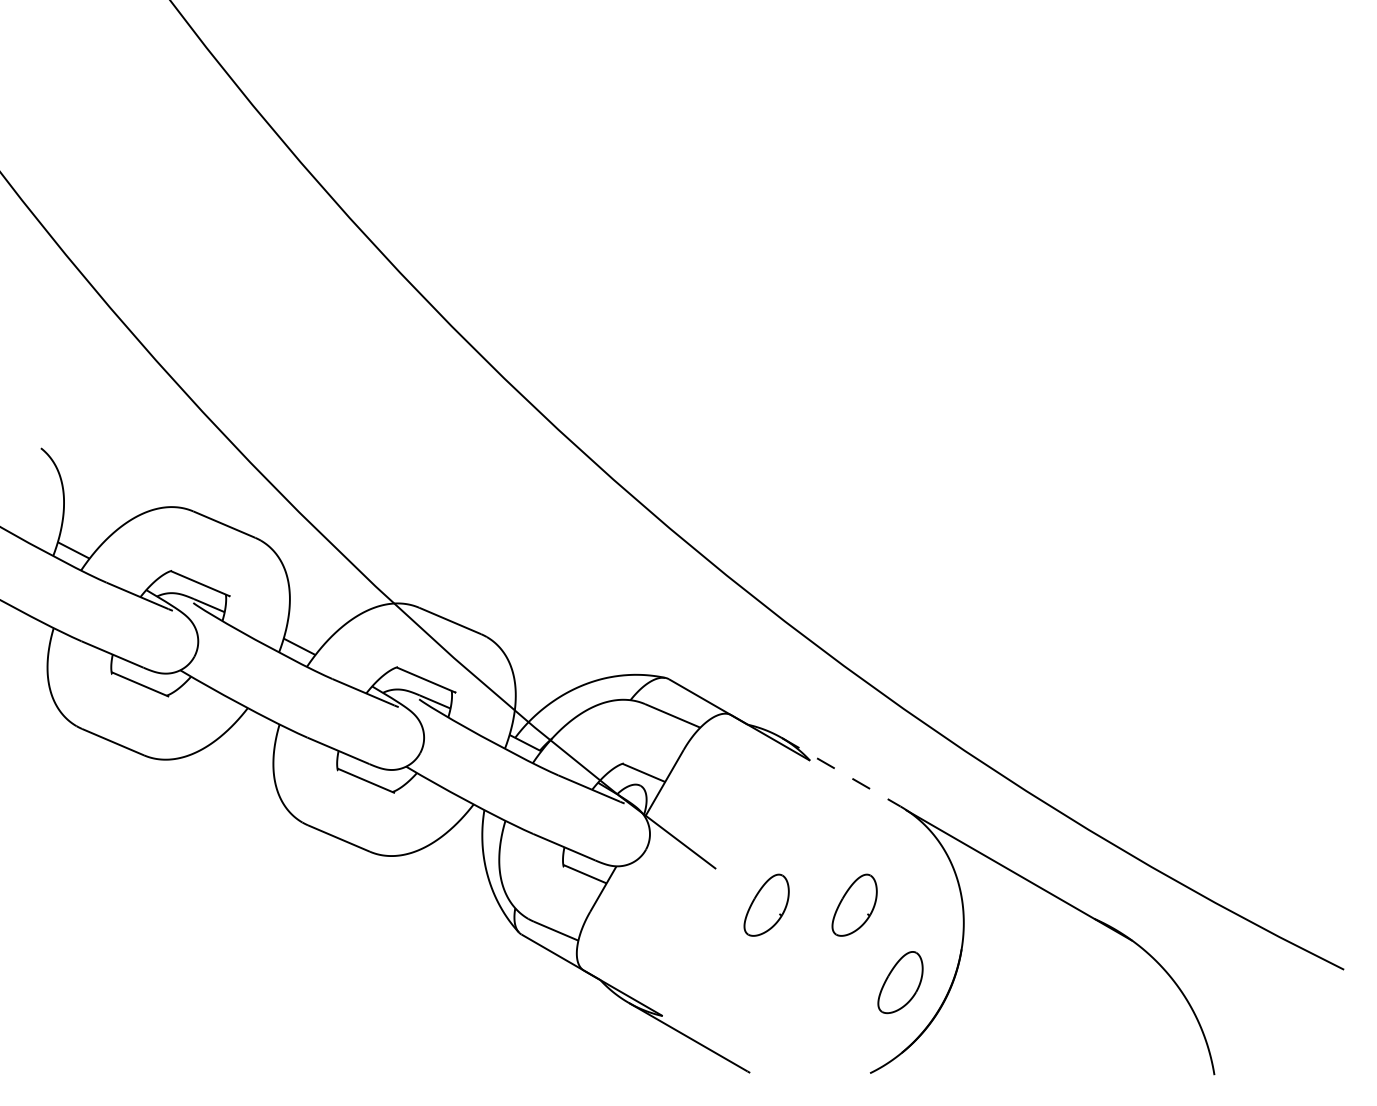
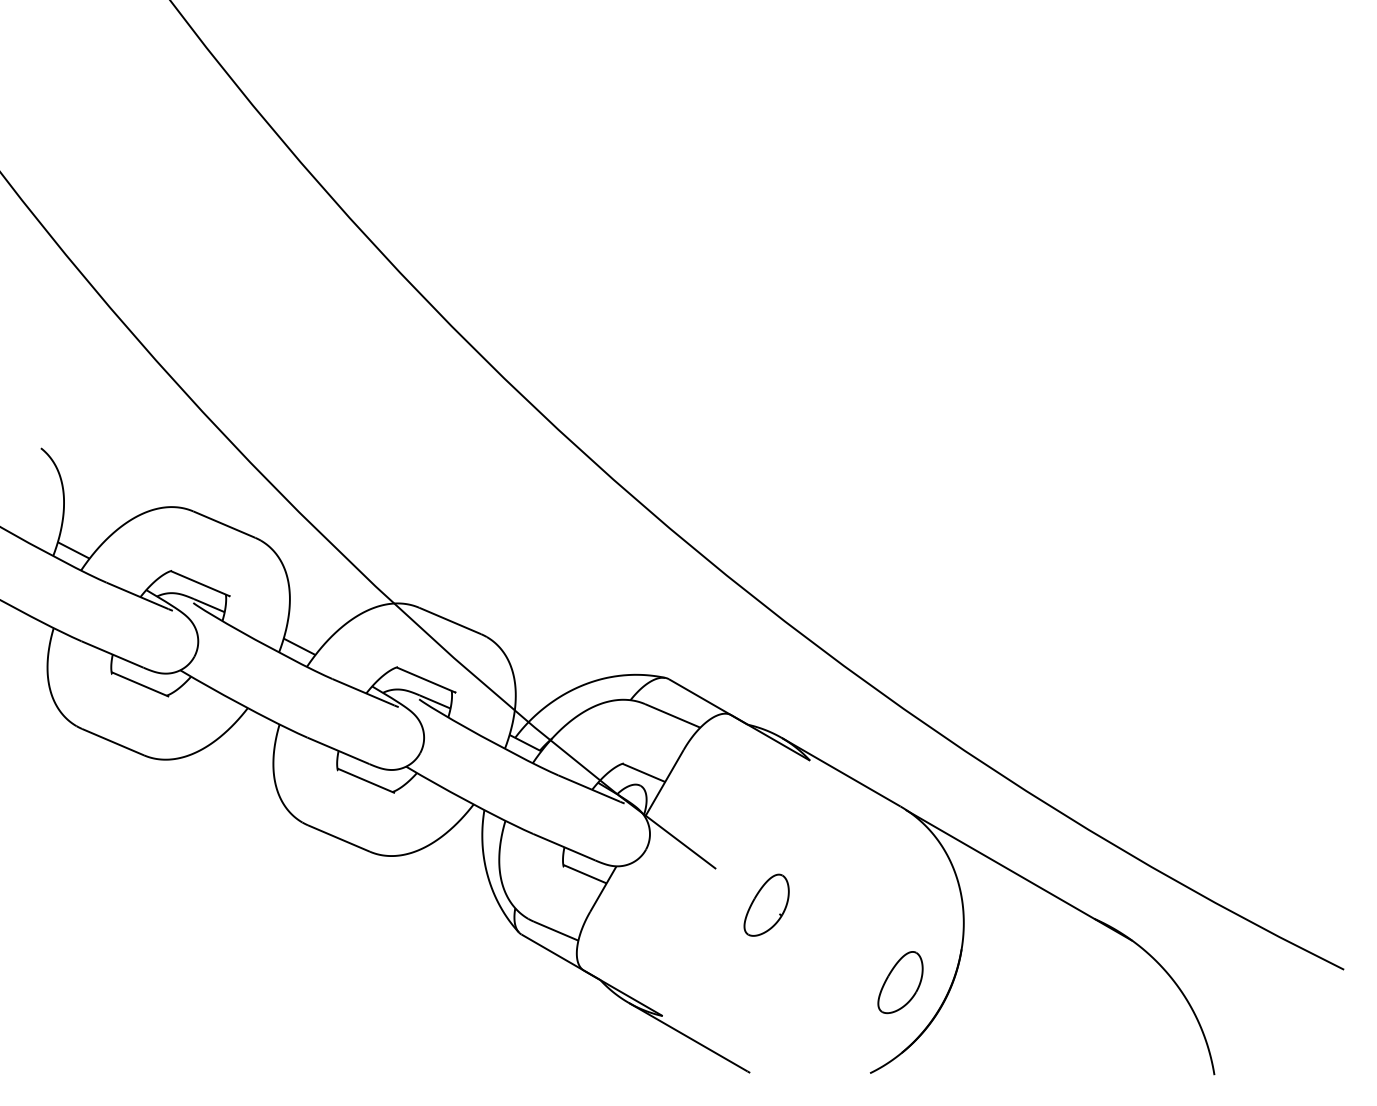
line: dashed -> solid (841, 772)
part: present -> none (854, 904)
